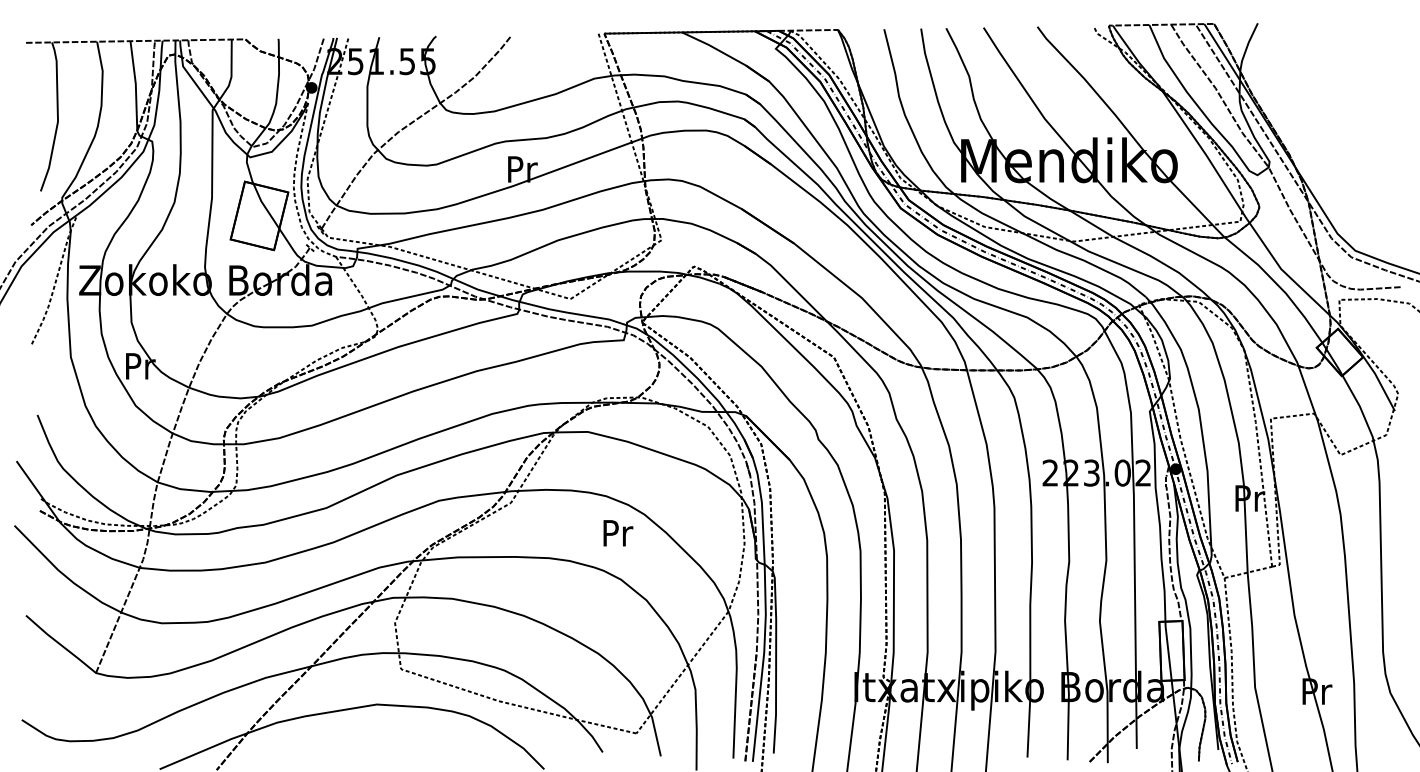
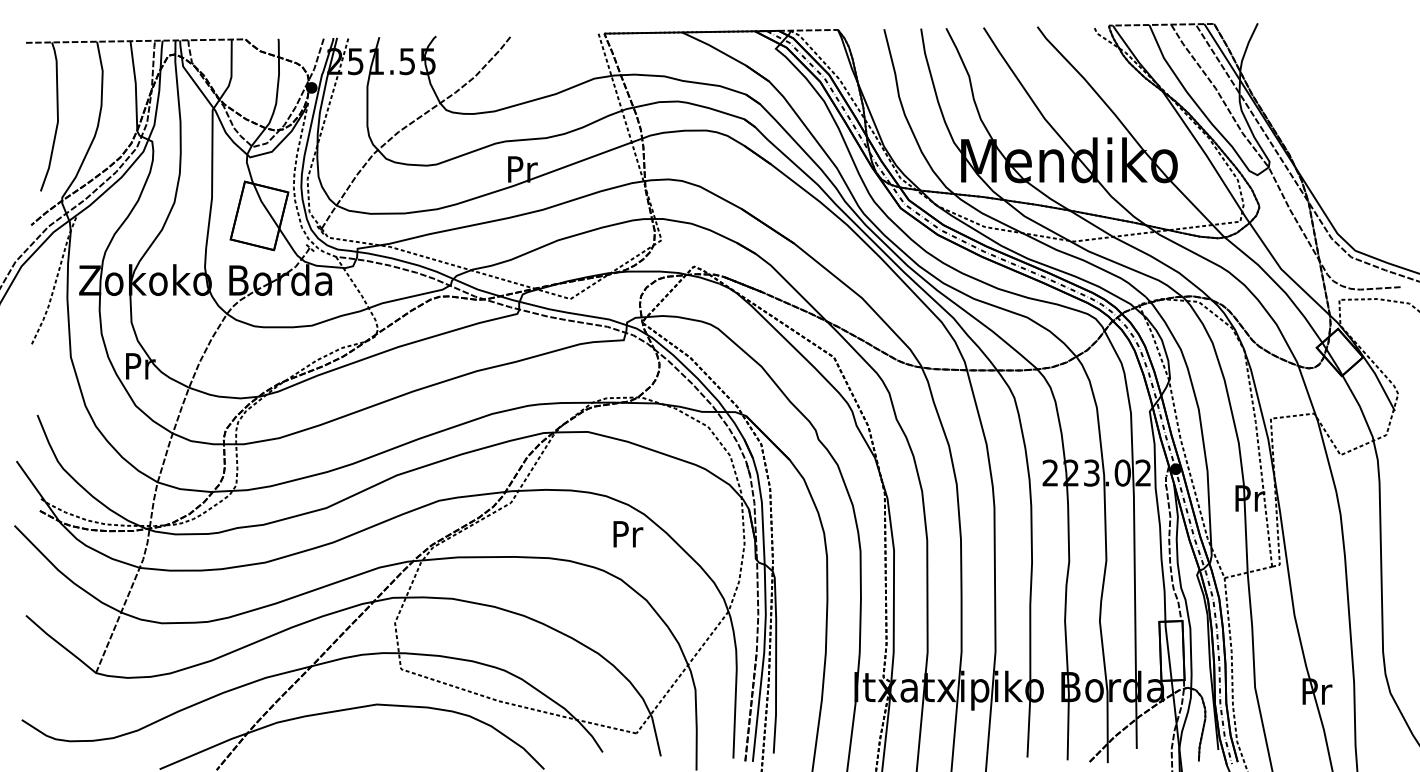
text position: (618, 533) -> (628, 534) (628, 534)
